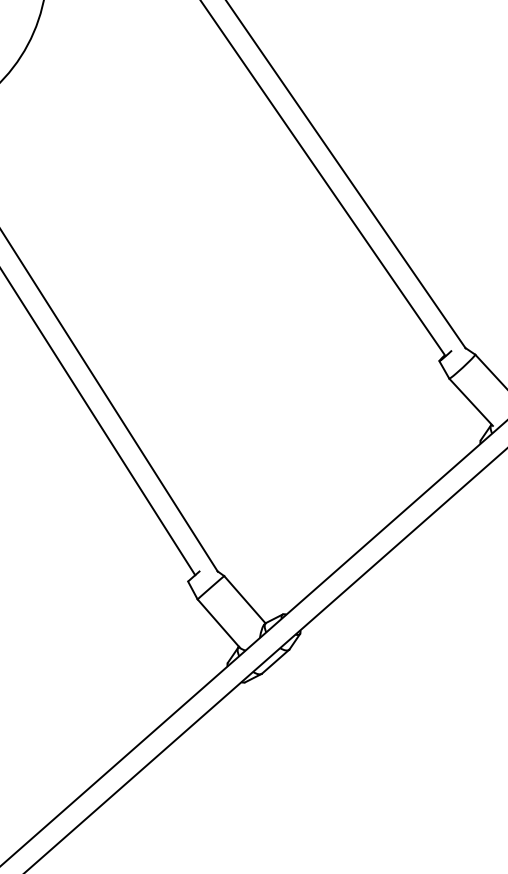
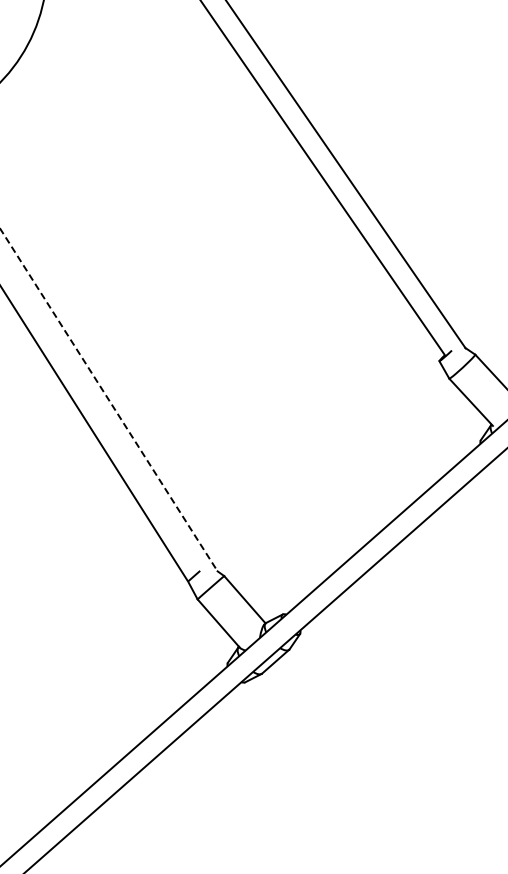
line: solid -> dashed (109, 400)
line position: (98, 422) -> (94, 434) (94, 434)
